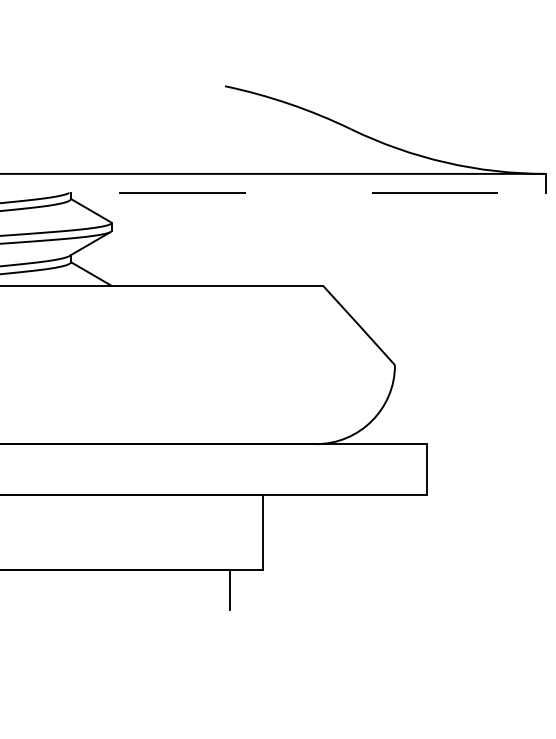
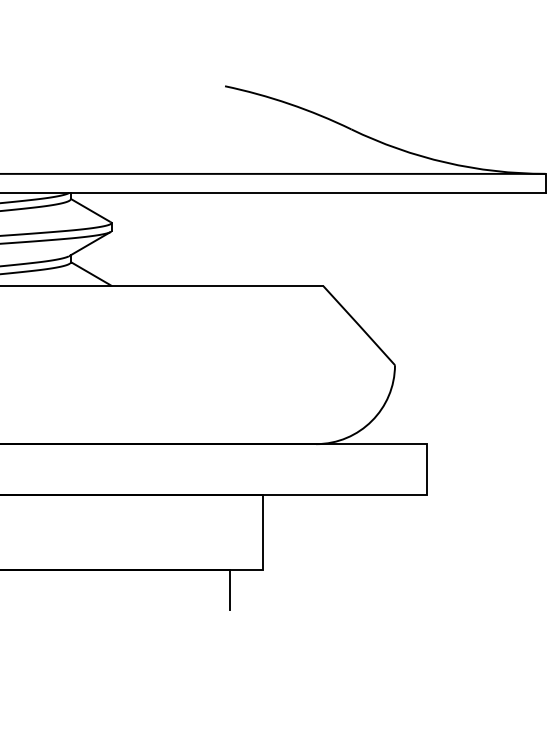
line: dashed -> solid (272, 192)
